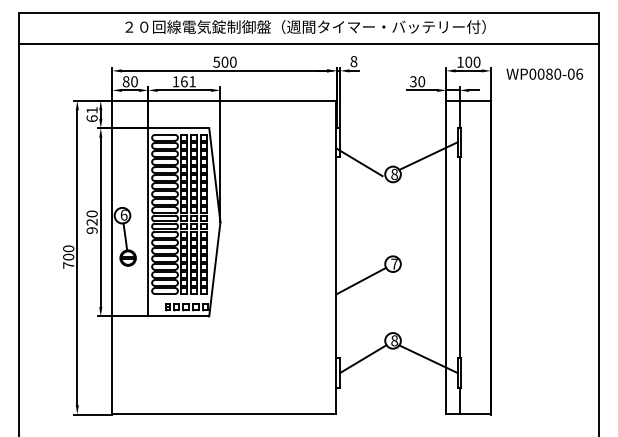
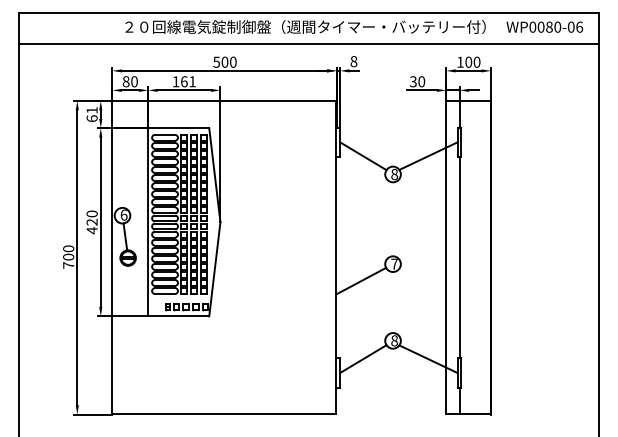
text position: (544, 73) -> (544, 26) (544, 26)
line position: (359, 162) -> (363, 156) (363, 156)
text: 920 -> 420 (91, 230)
